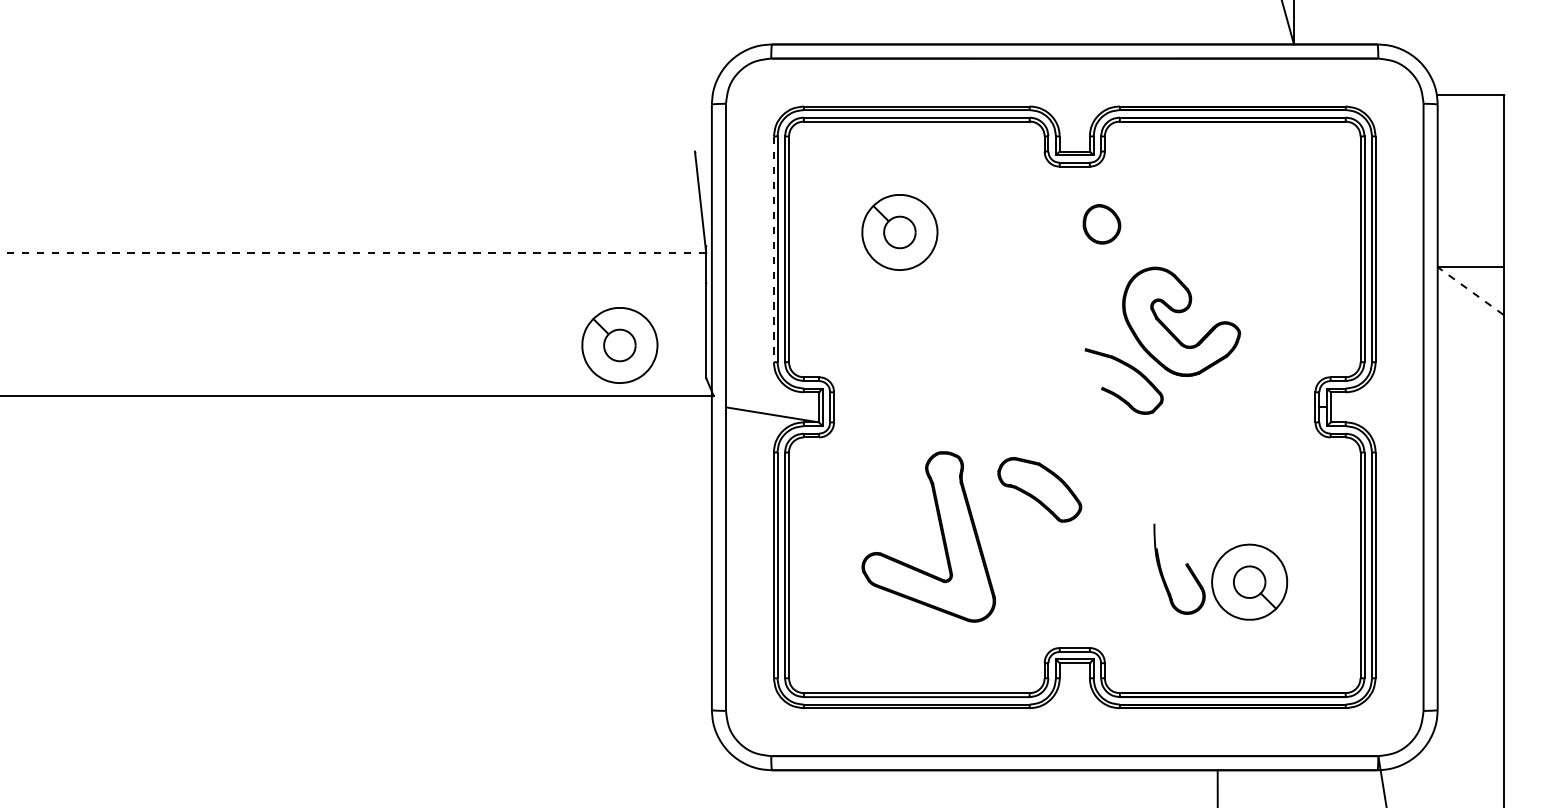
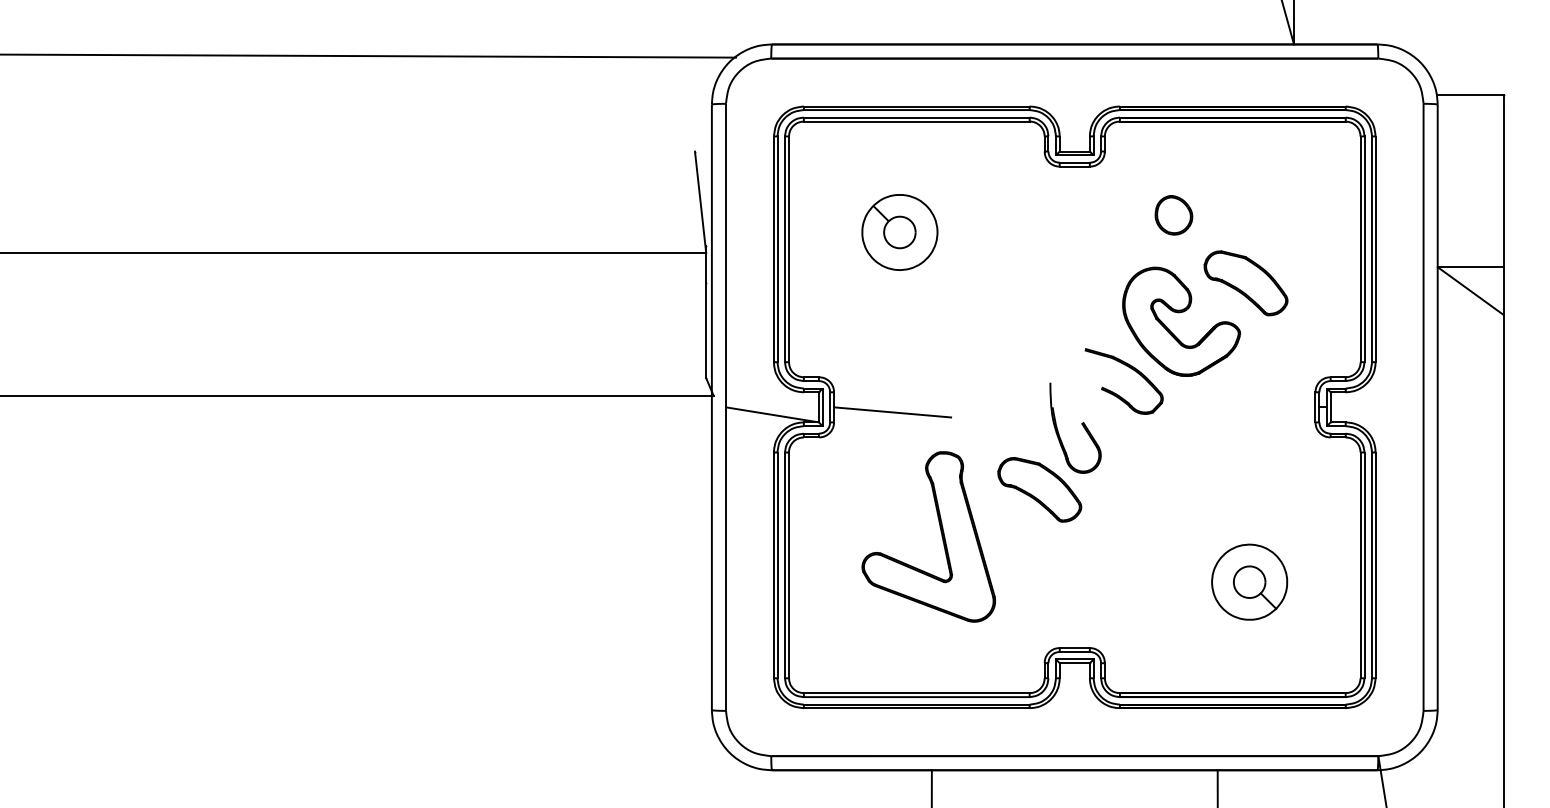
line: none -> present (369, 55)
part position: (1101, 224) -> (1173, 215) (1173, 215)
line: dashed -> solid (773, 249)
line: dashed -> solid (353, 253)
part: none -> present (1245, 283)
line: dashed -> solid (1470, 291)
part: present -> none (619, 345)
line: none -> present (892, 412)
part position: (1185, 565) -> (1081, 424) (1081, 424)
line: none -> present (931, 787)
